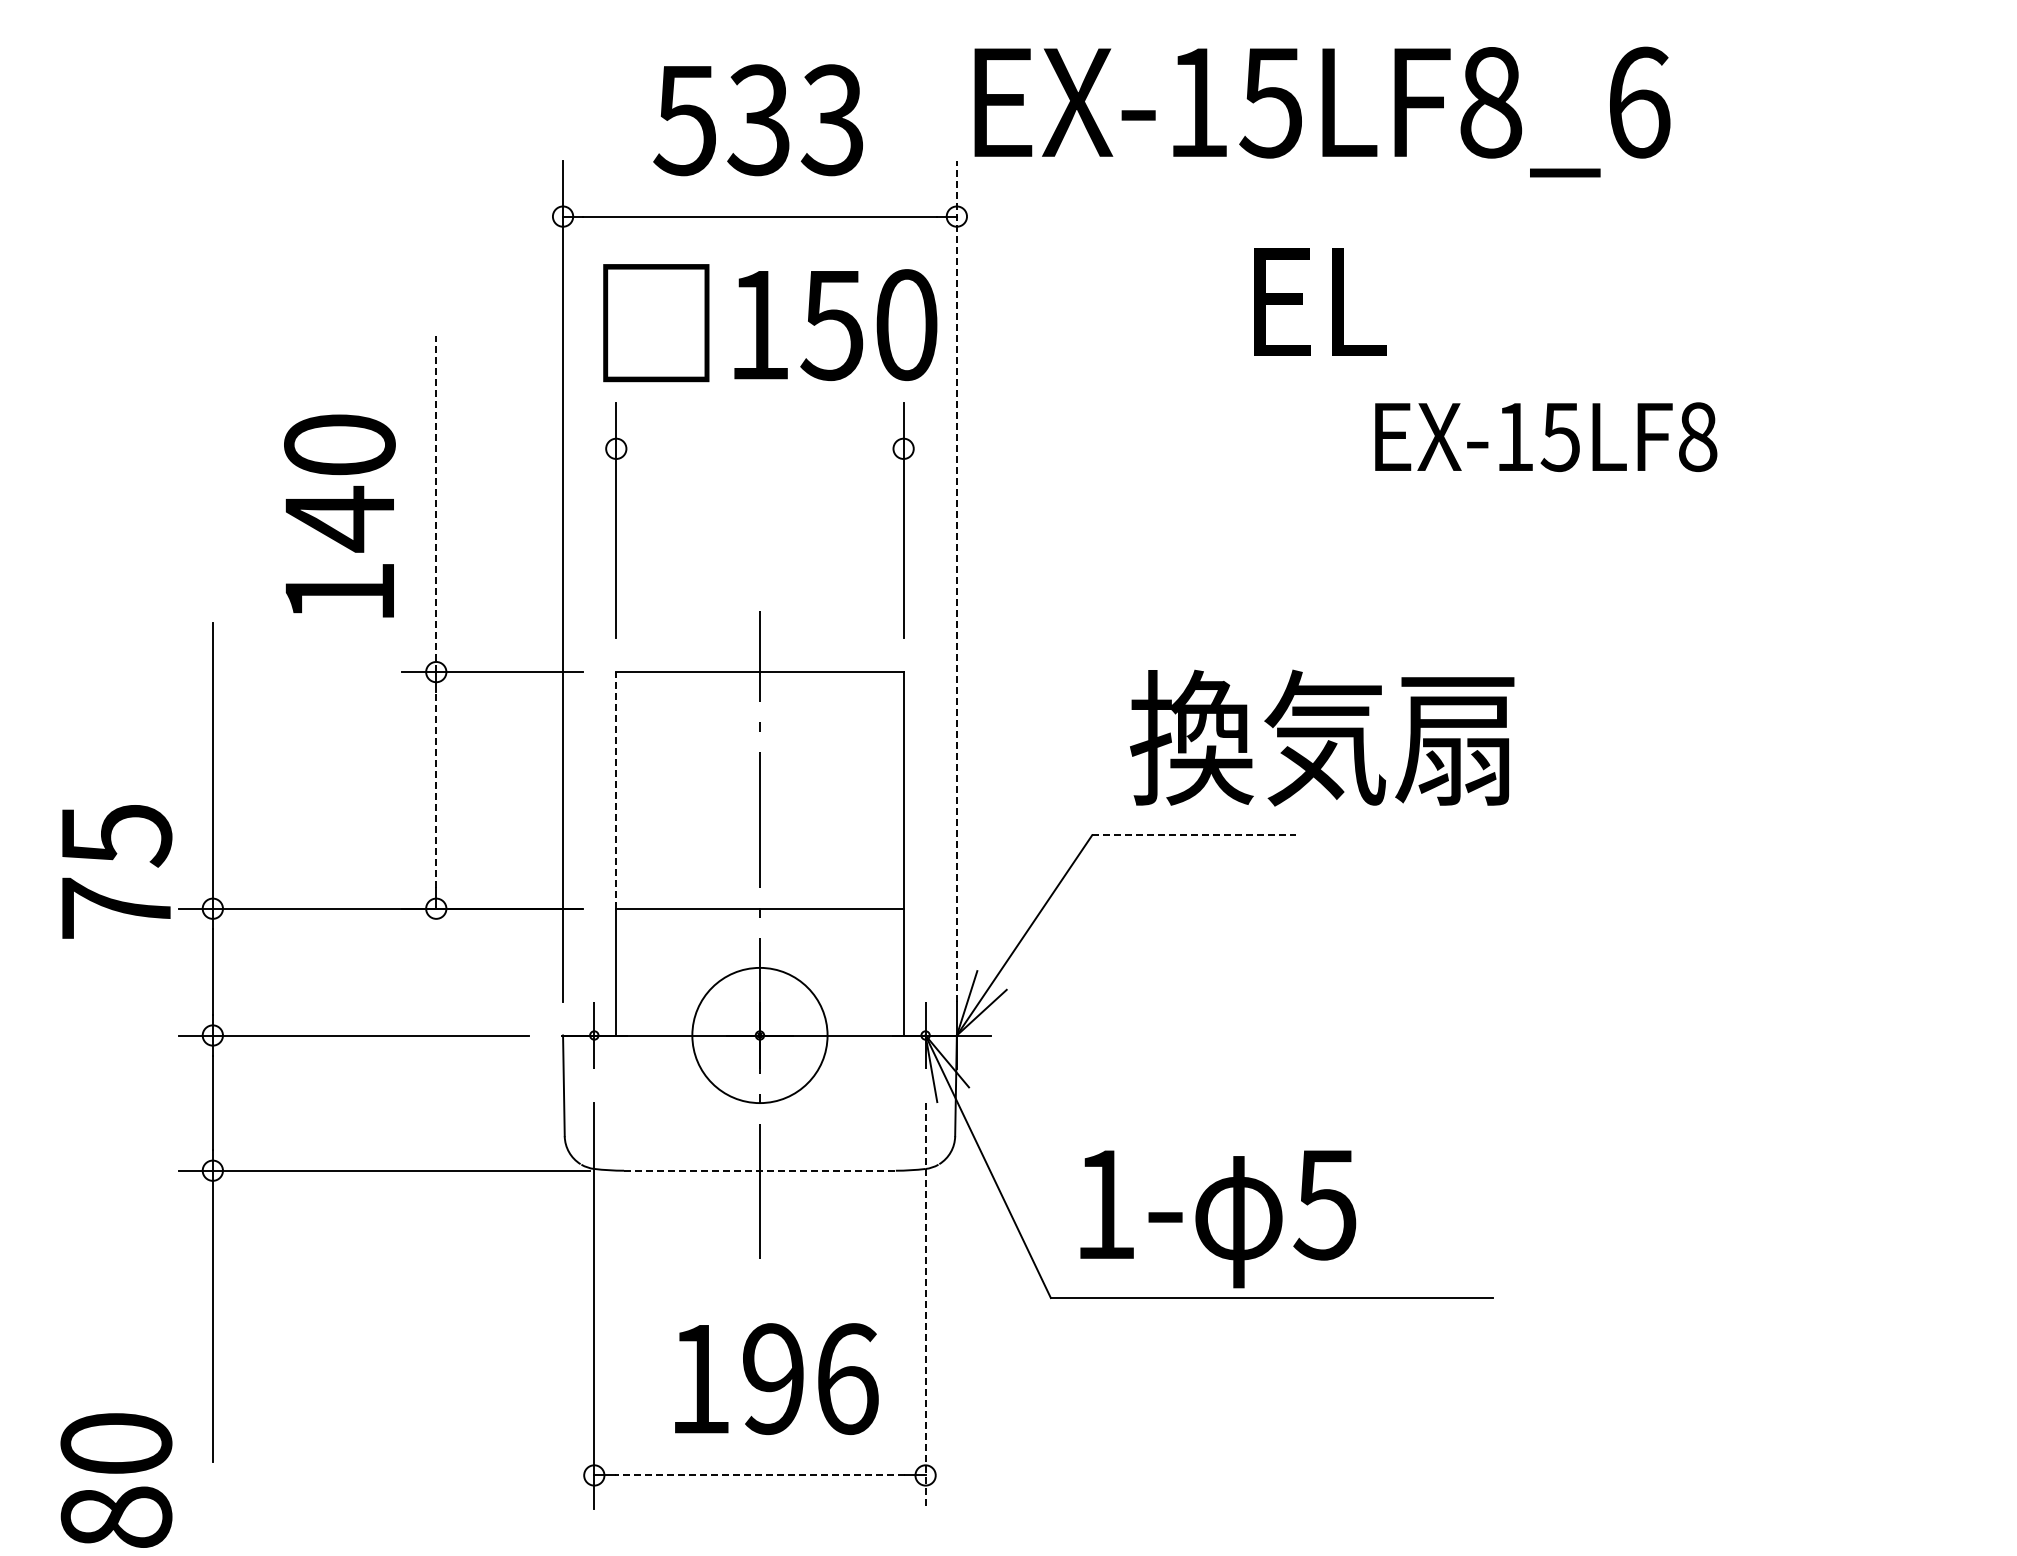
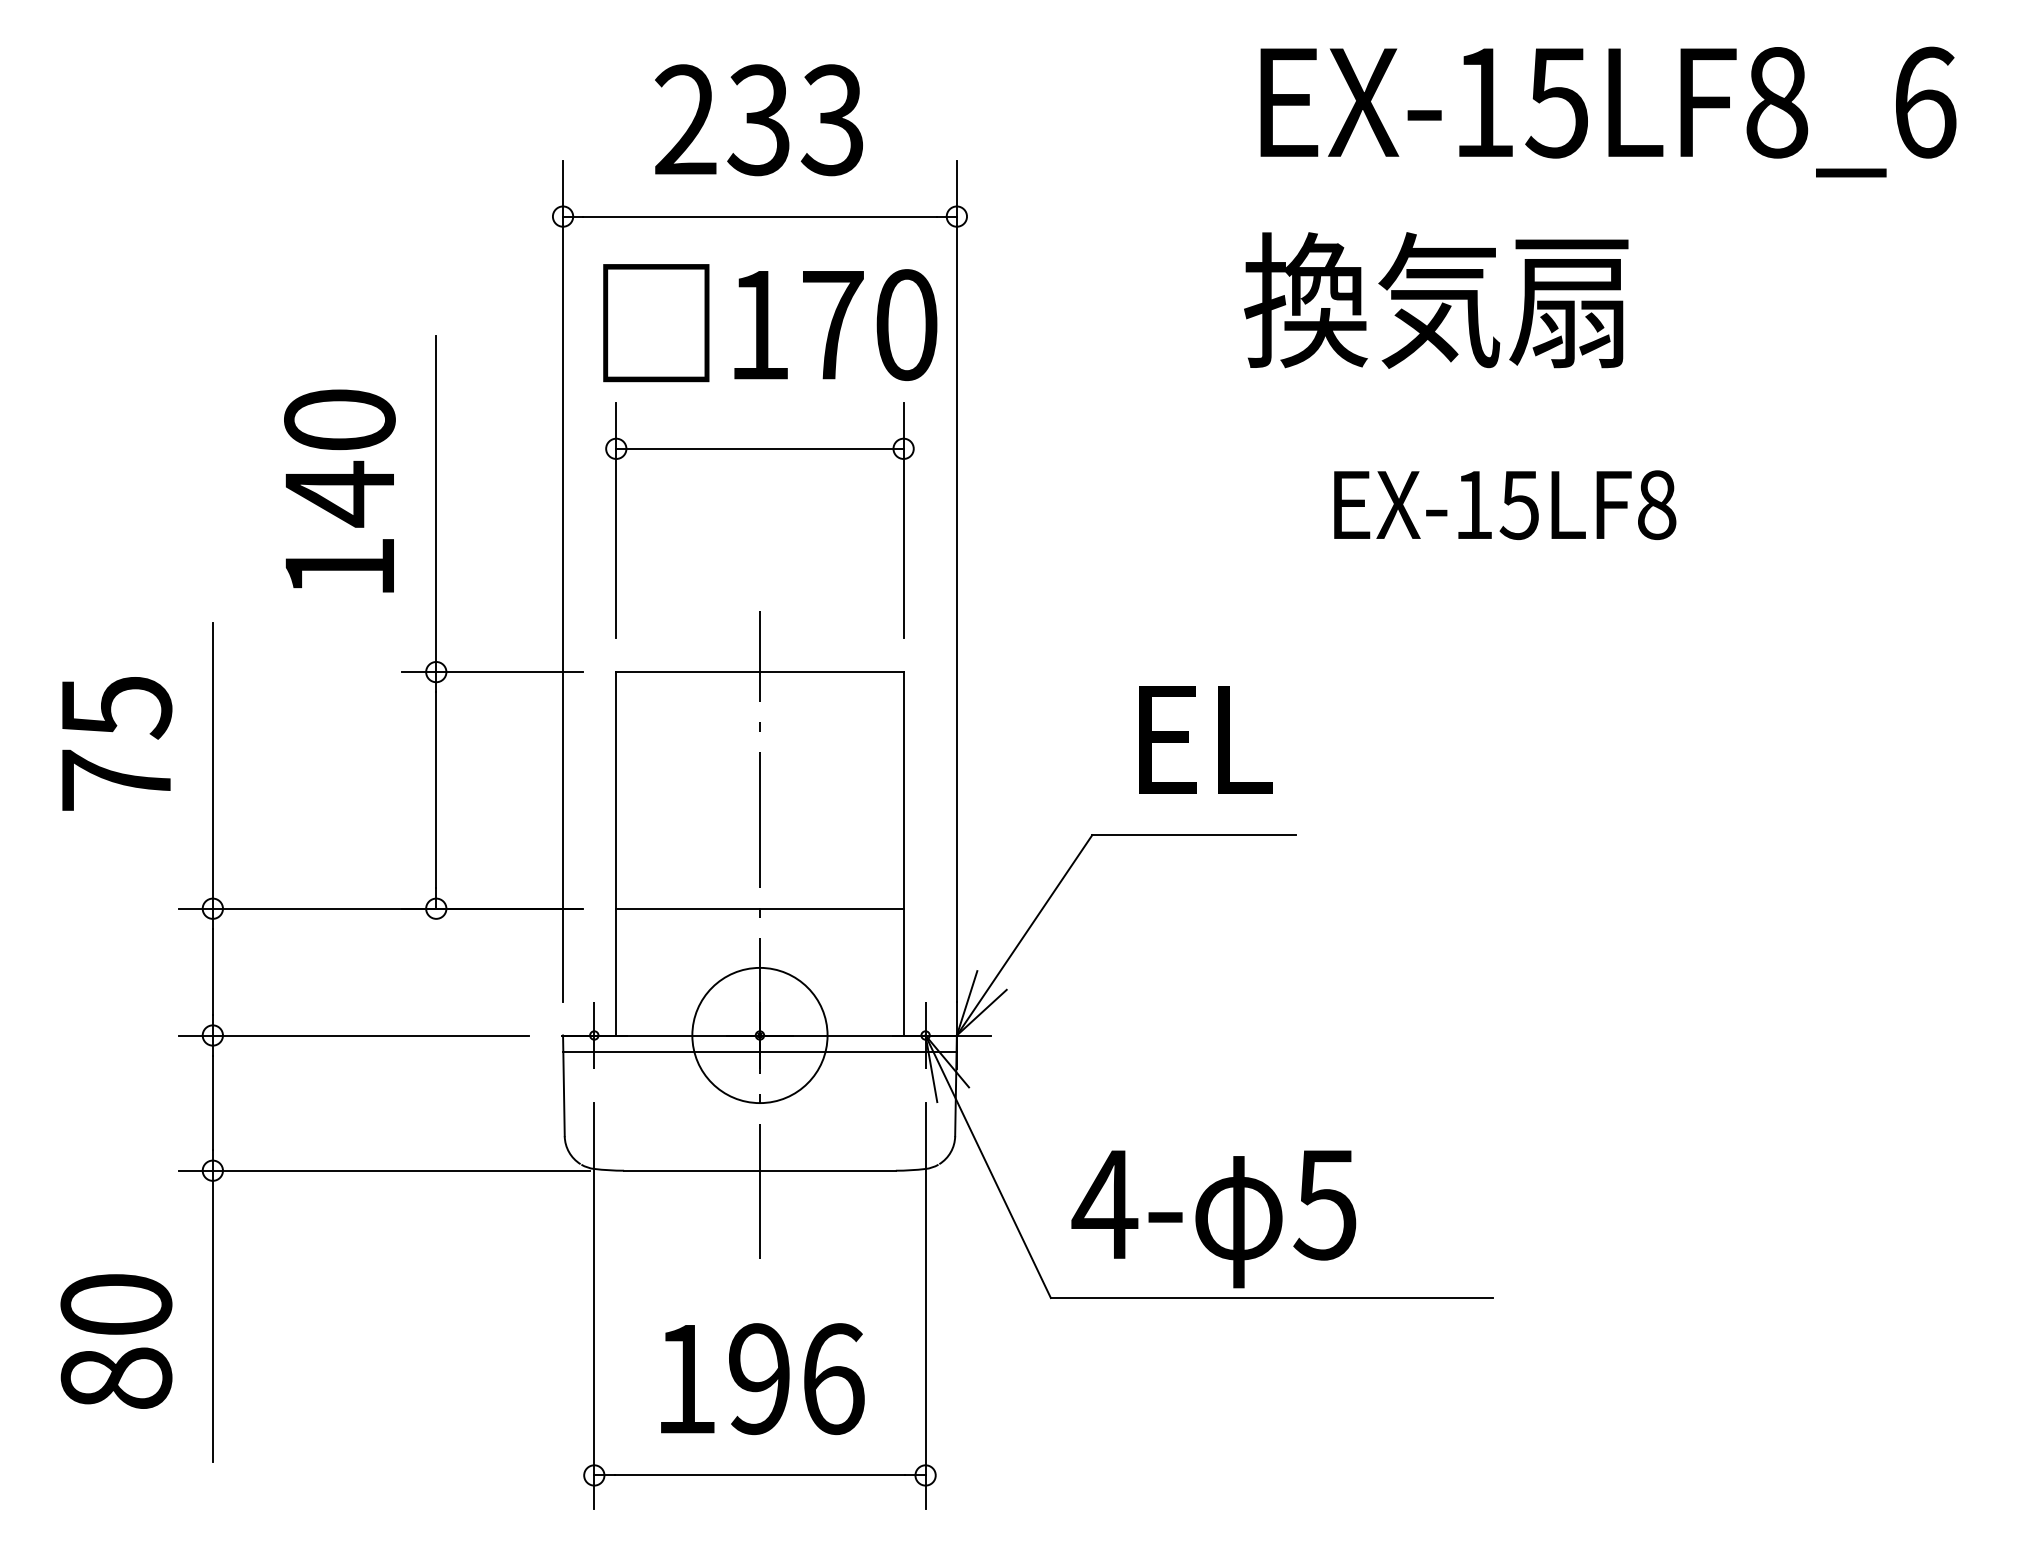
text position: (1322, 111) -> (1608, 111) (1608, 111)
text: 533 -> 233 (684, 120)
text: EL -> 換気扇 (1436, 300)
text: 150 -> 170 (831, 326)
text position: (1546, 436) -> (1505, 504) (1505, 504)
line: none -> present (759, 448)
line: dashed -> solid (436, 503)
text position: (339, 515) -> (339, 490) (339, 490)
line: dashed -> solid (956, 581)
text: 換気扇 -> EL (1322, 737)
line: dashed -> solid (436, 789)
line: dashed -> solid (616, 789)
line: dashed -> solid (1194, 835)
text position: (117, 871) -> (117, 743) (117, 743)
line: none -> present (759, 1052)
line: dashed -> solid (760, 1170)
text: 1- -> 4- (1104, 1204)
line: dashed -> solid (925, 1306)
text position: (776, 1379) -> (762, 1379) (762, 1379)
line: dashed -> solid (759, 1475)
text position: (116, 1480) -> (116, 1341) (116, 1341)
